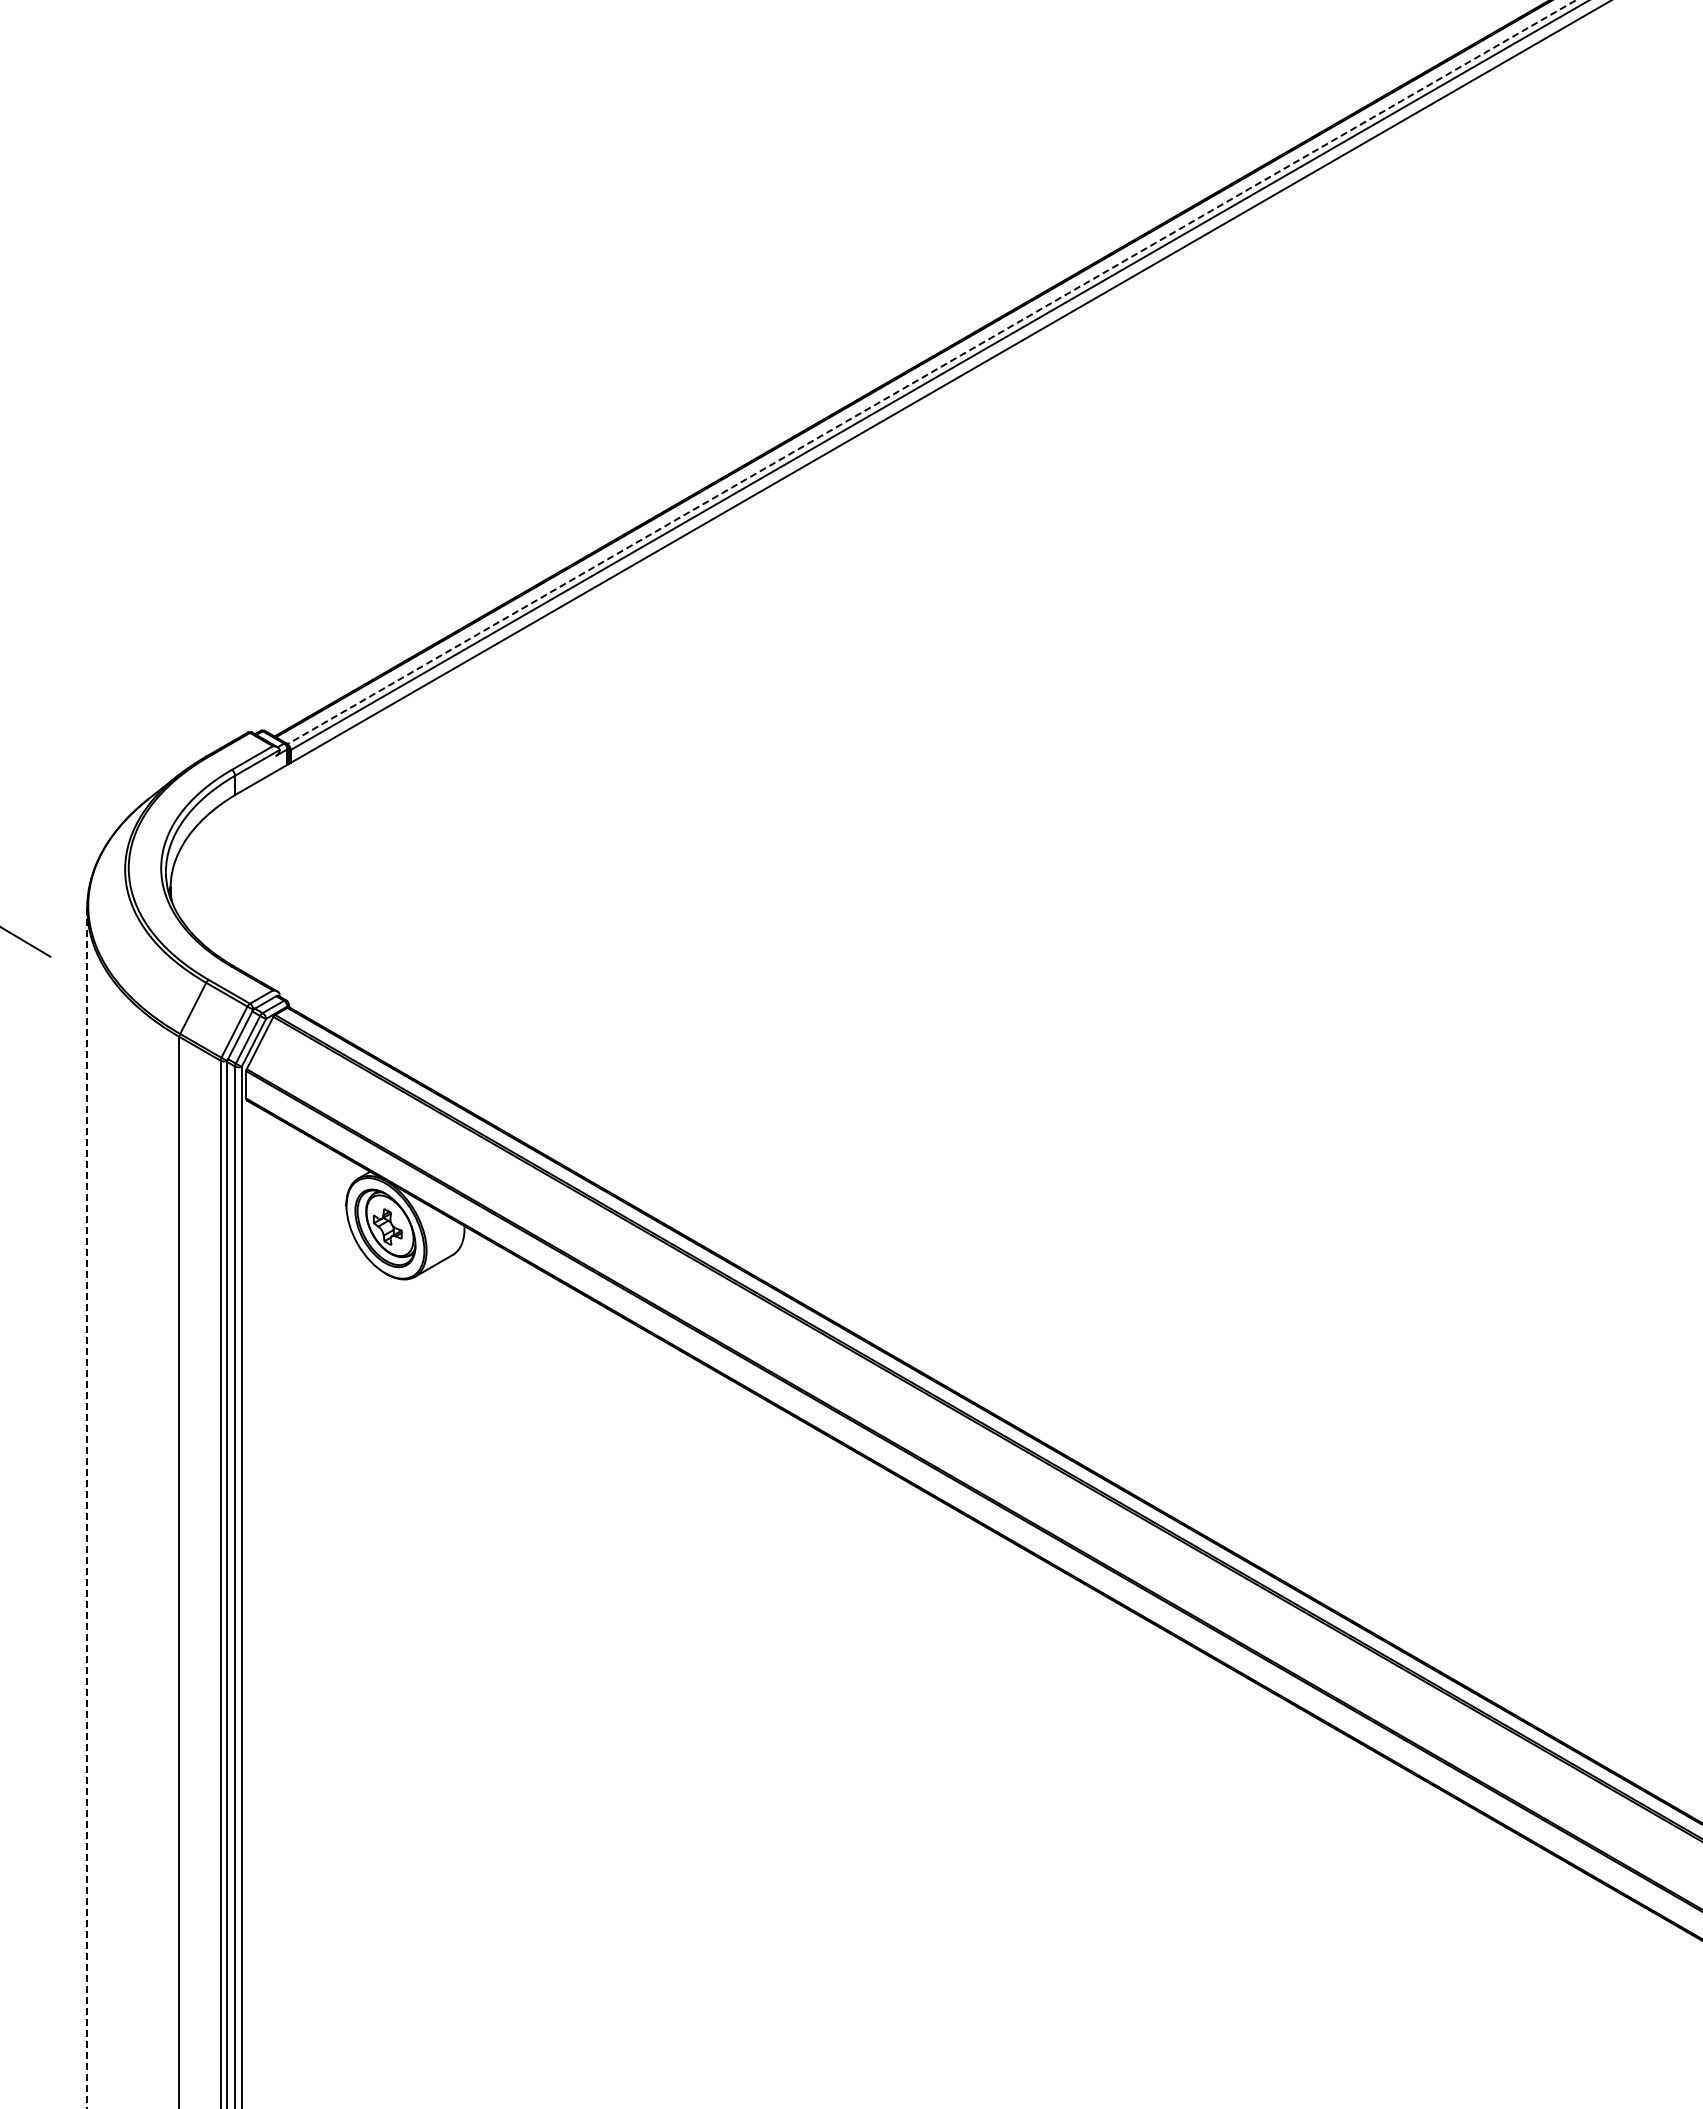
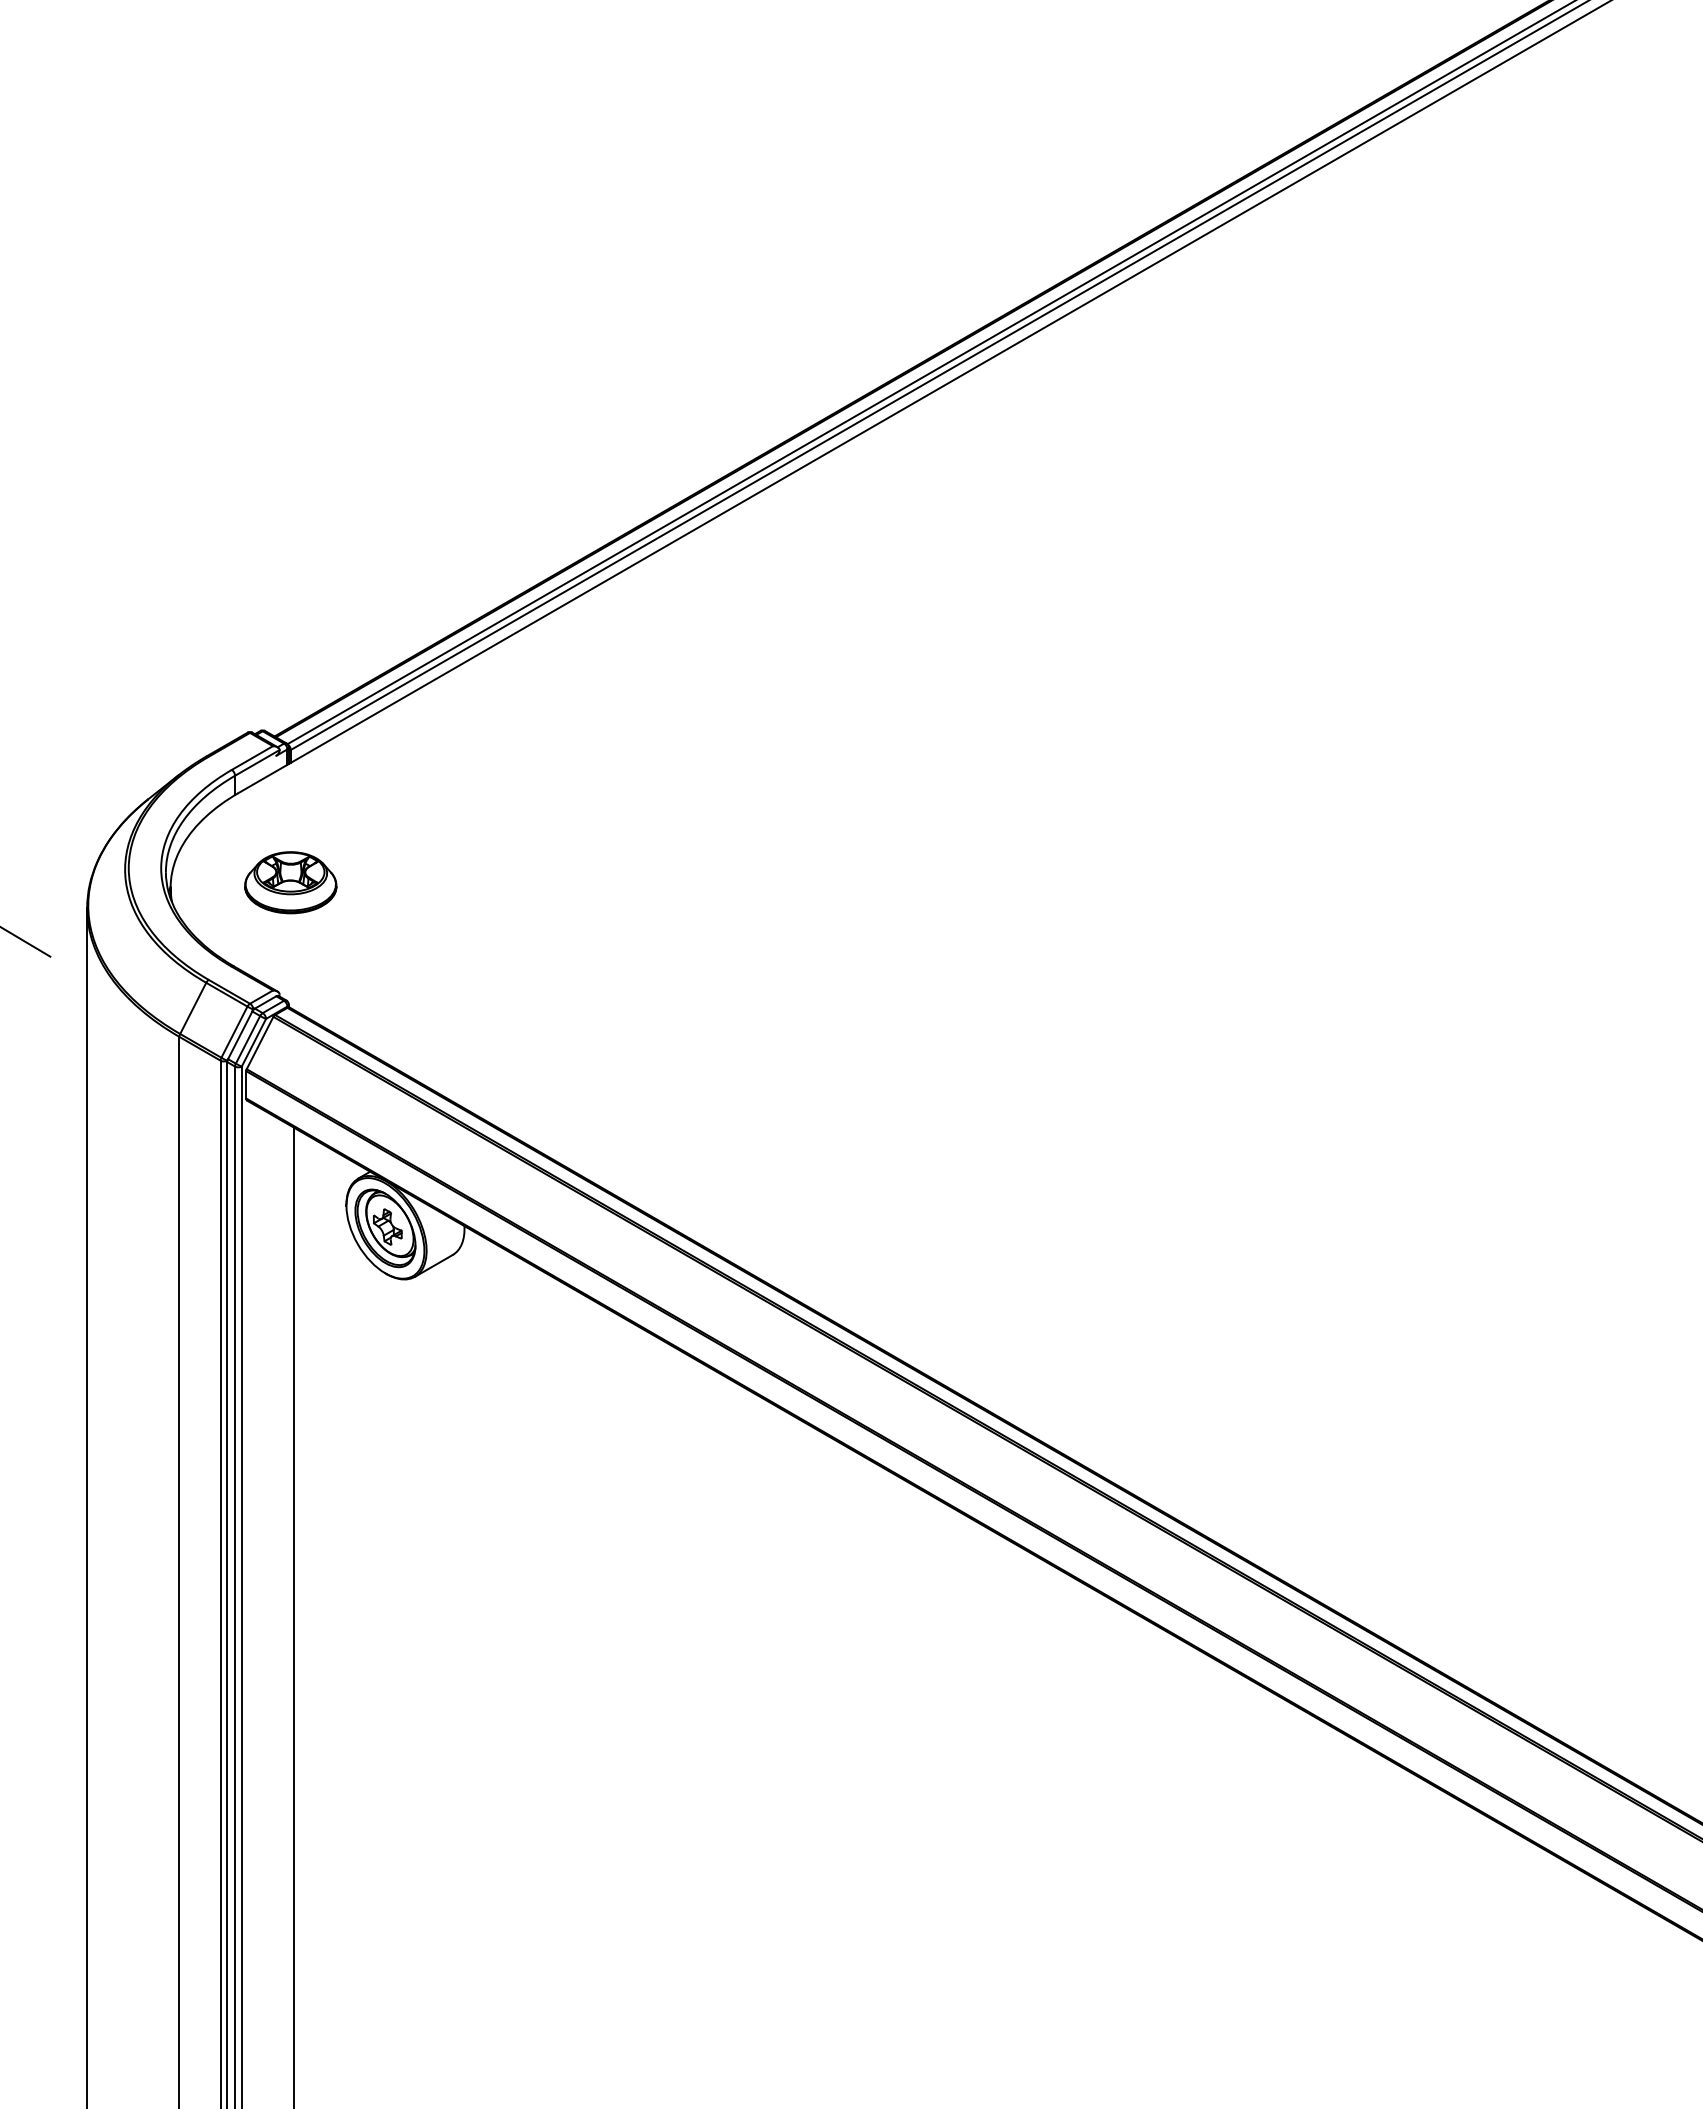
line: dashed -> solid (931, 372)
part: none -> present (290, 882)
line: dashed -> solid (87, 1508)
line: none -> present (293, 1616)
